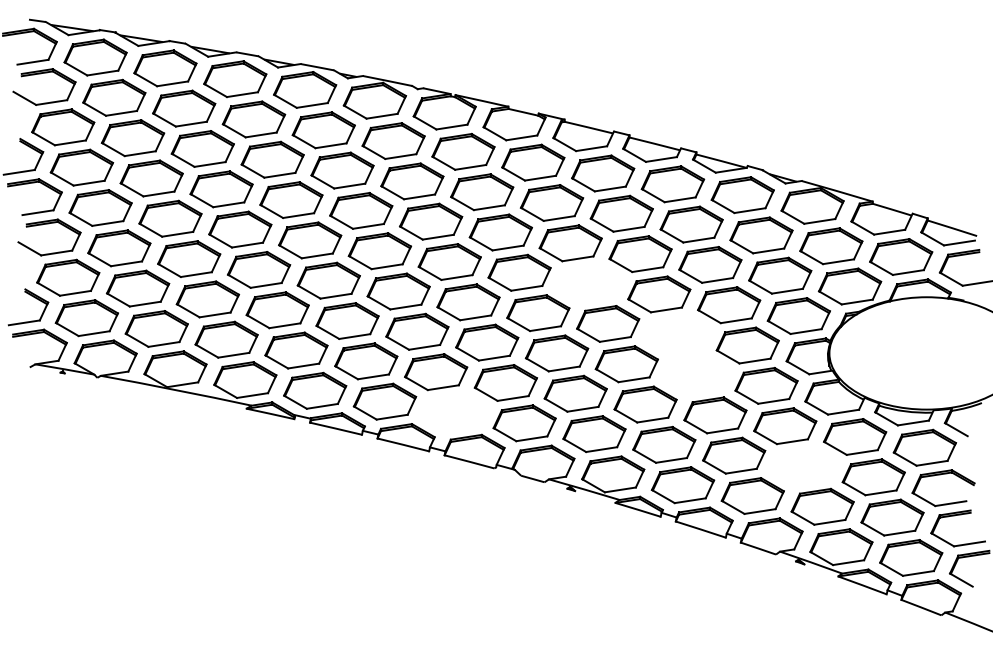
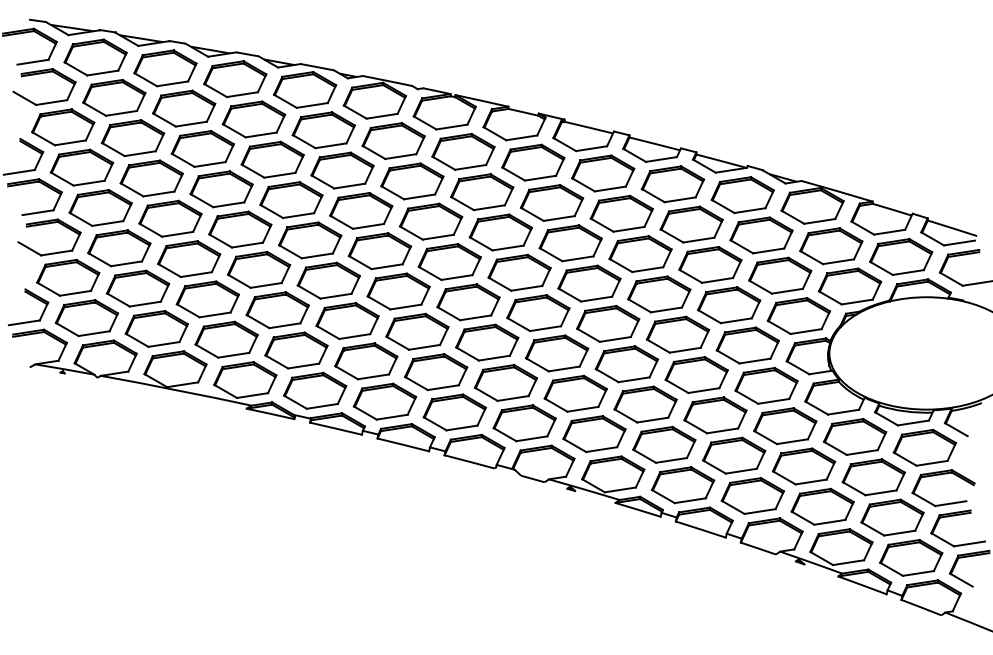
part: none -> present (589, 283)
part: none -> present (686, 354)
part: none -> present (454, 412)
part: none -> present (803, 466)
